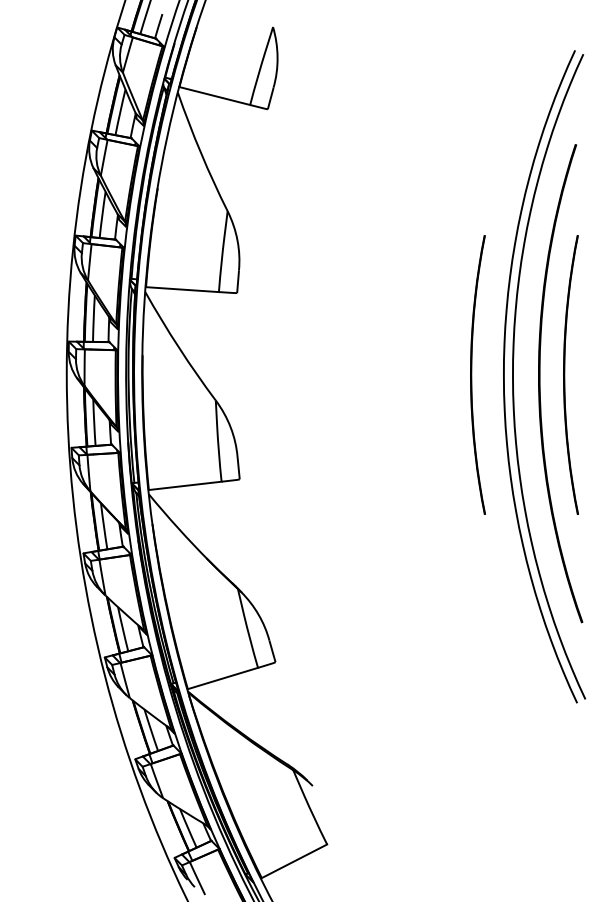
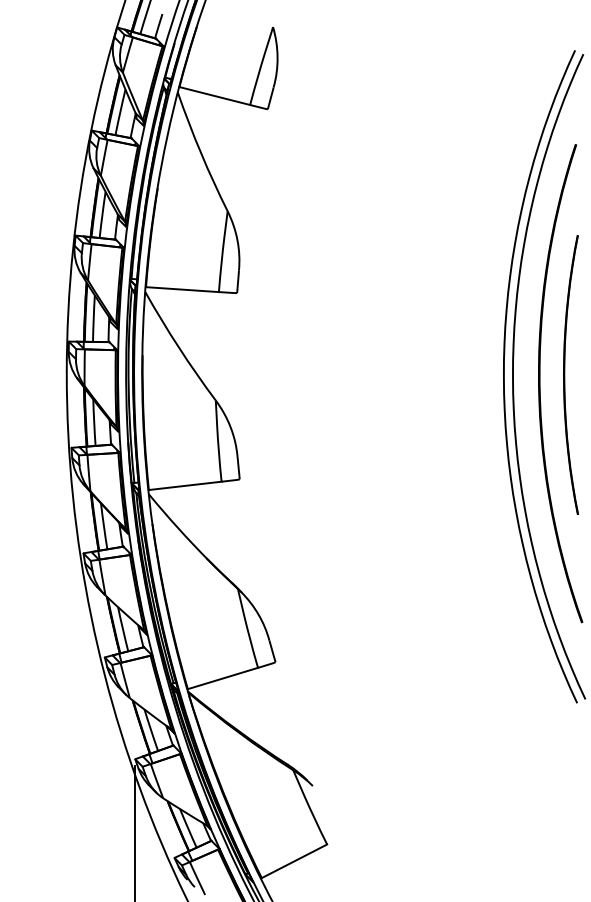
part: present -> none (477, 374)
line: none -> present (134, 831)
